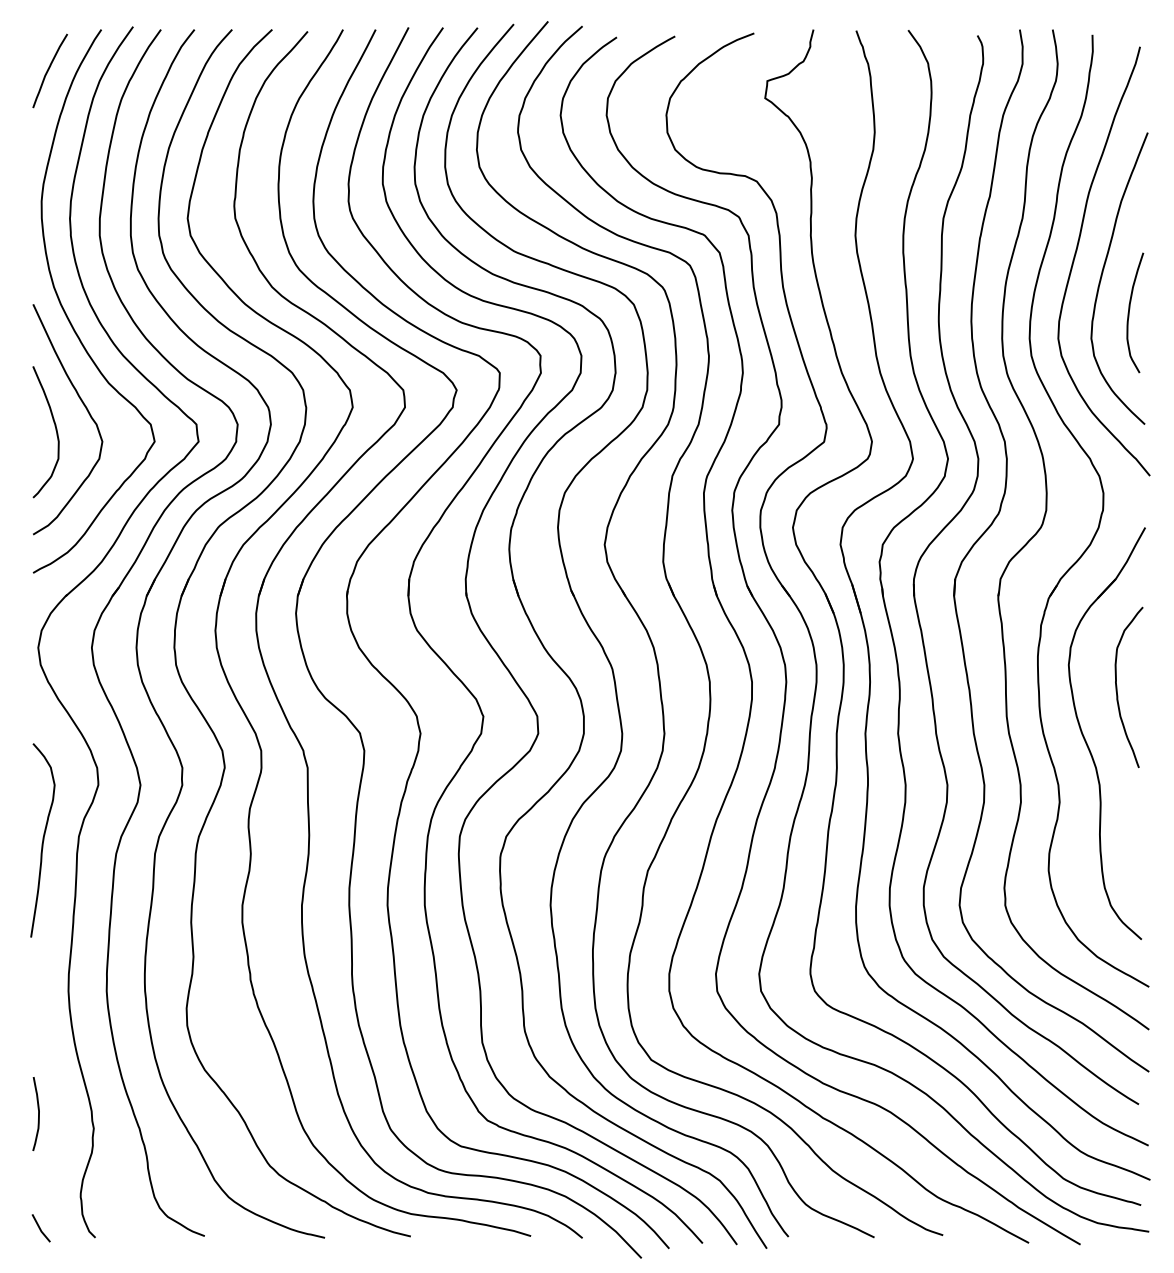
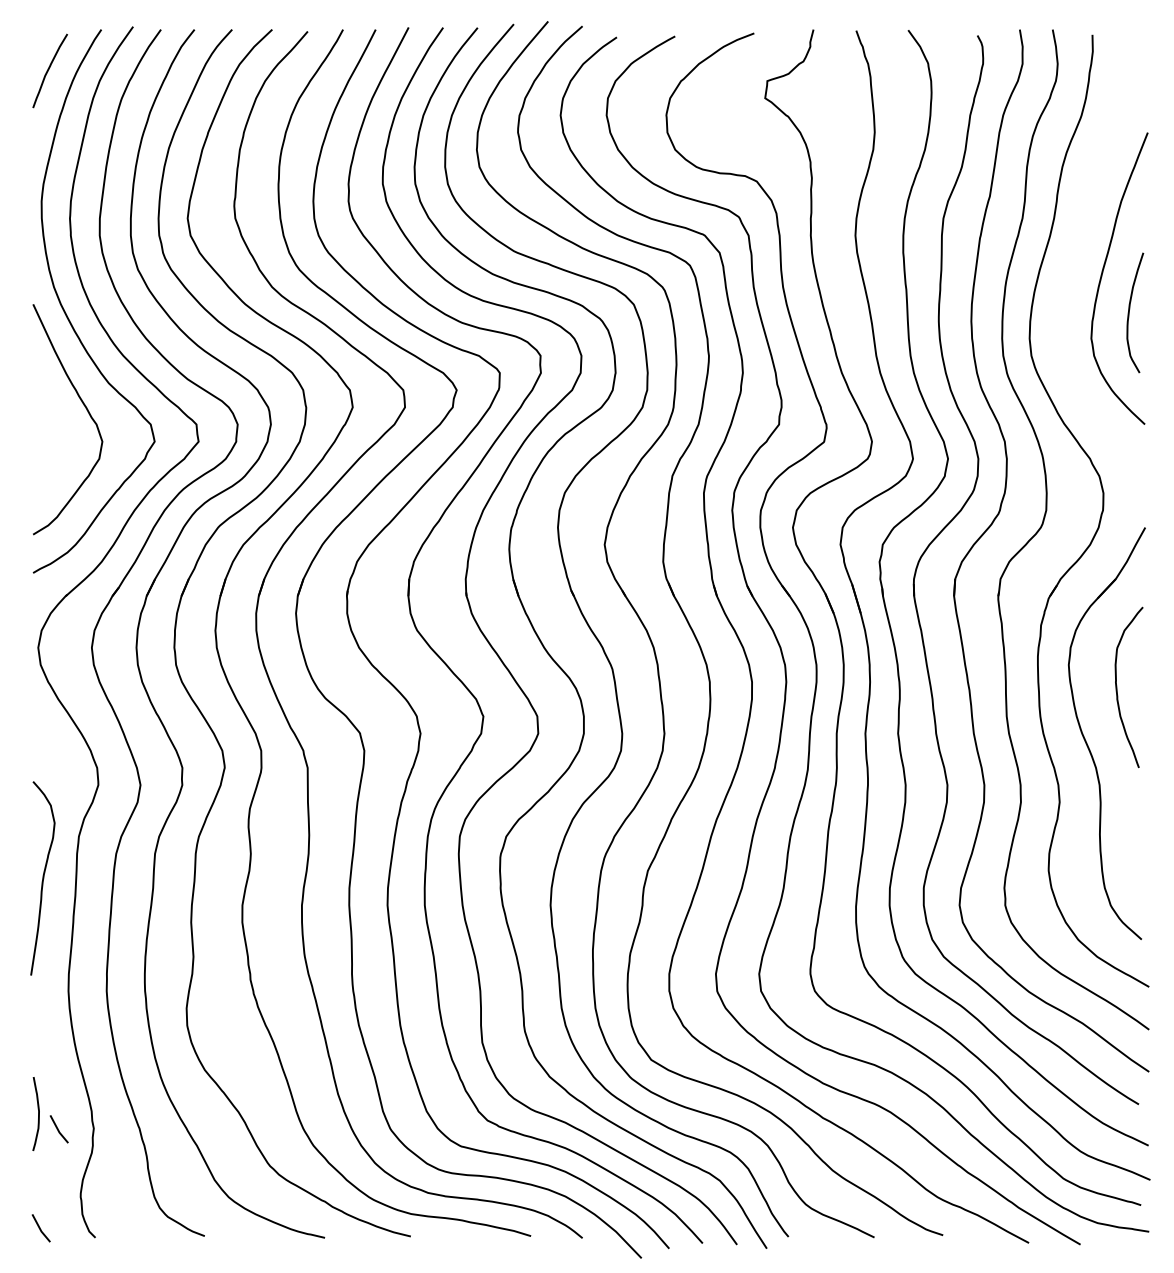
curve: present -> none (1076, 254)
curve: present -> none (55, 430)
curve position: (42, 840) -> (42, 878) (42, 878)
line: none -> present (58, 1129)
